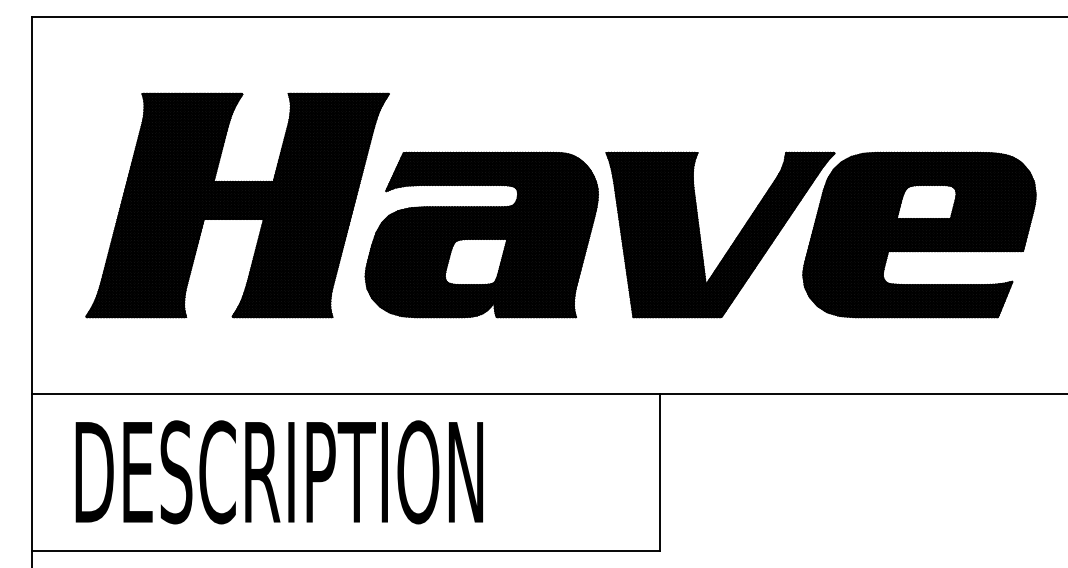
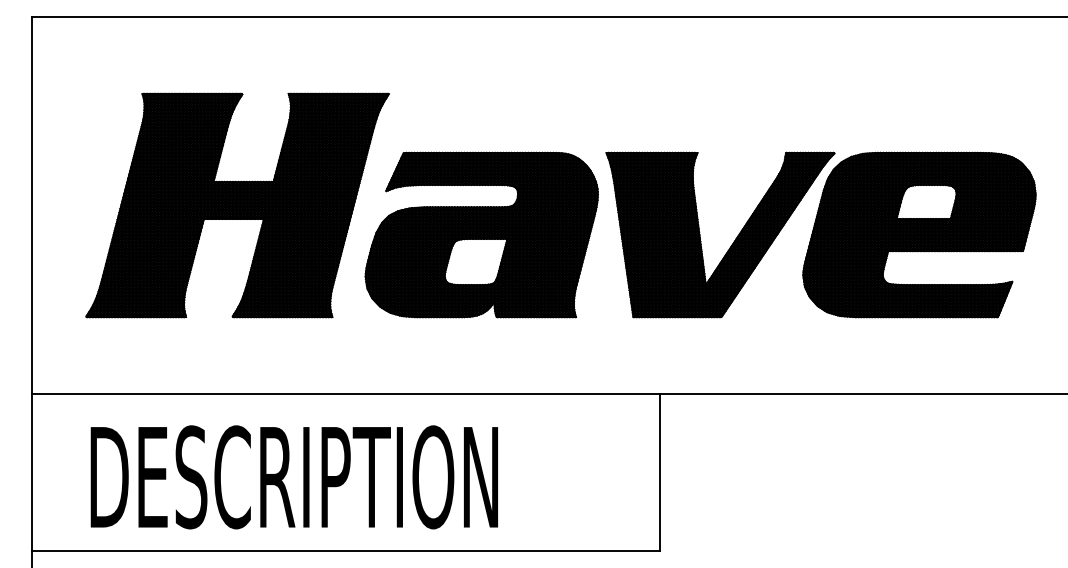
text position: (278, 472) -> (293, 477) (293, 477)
